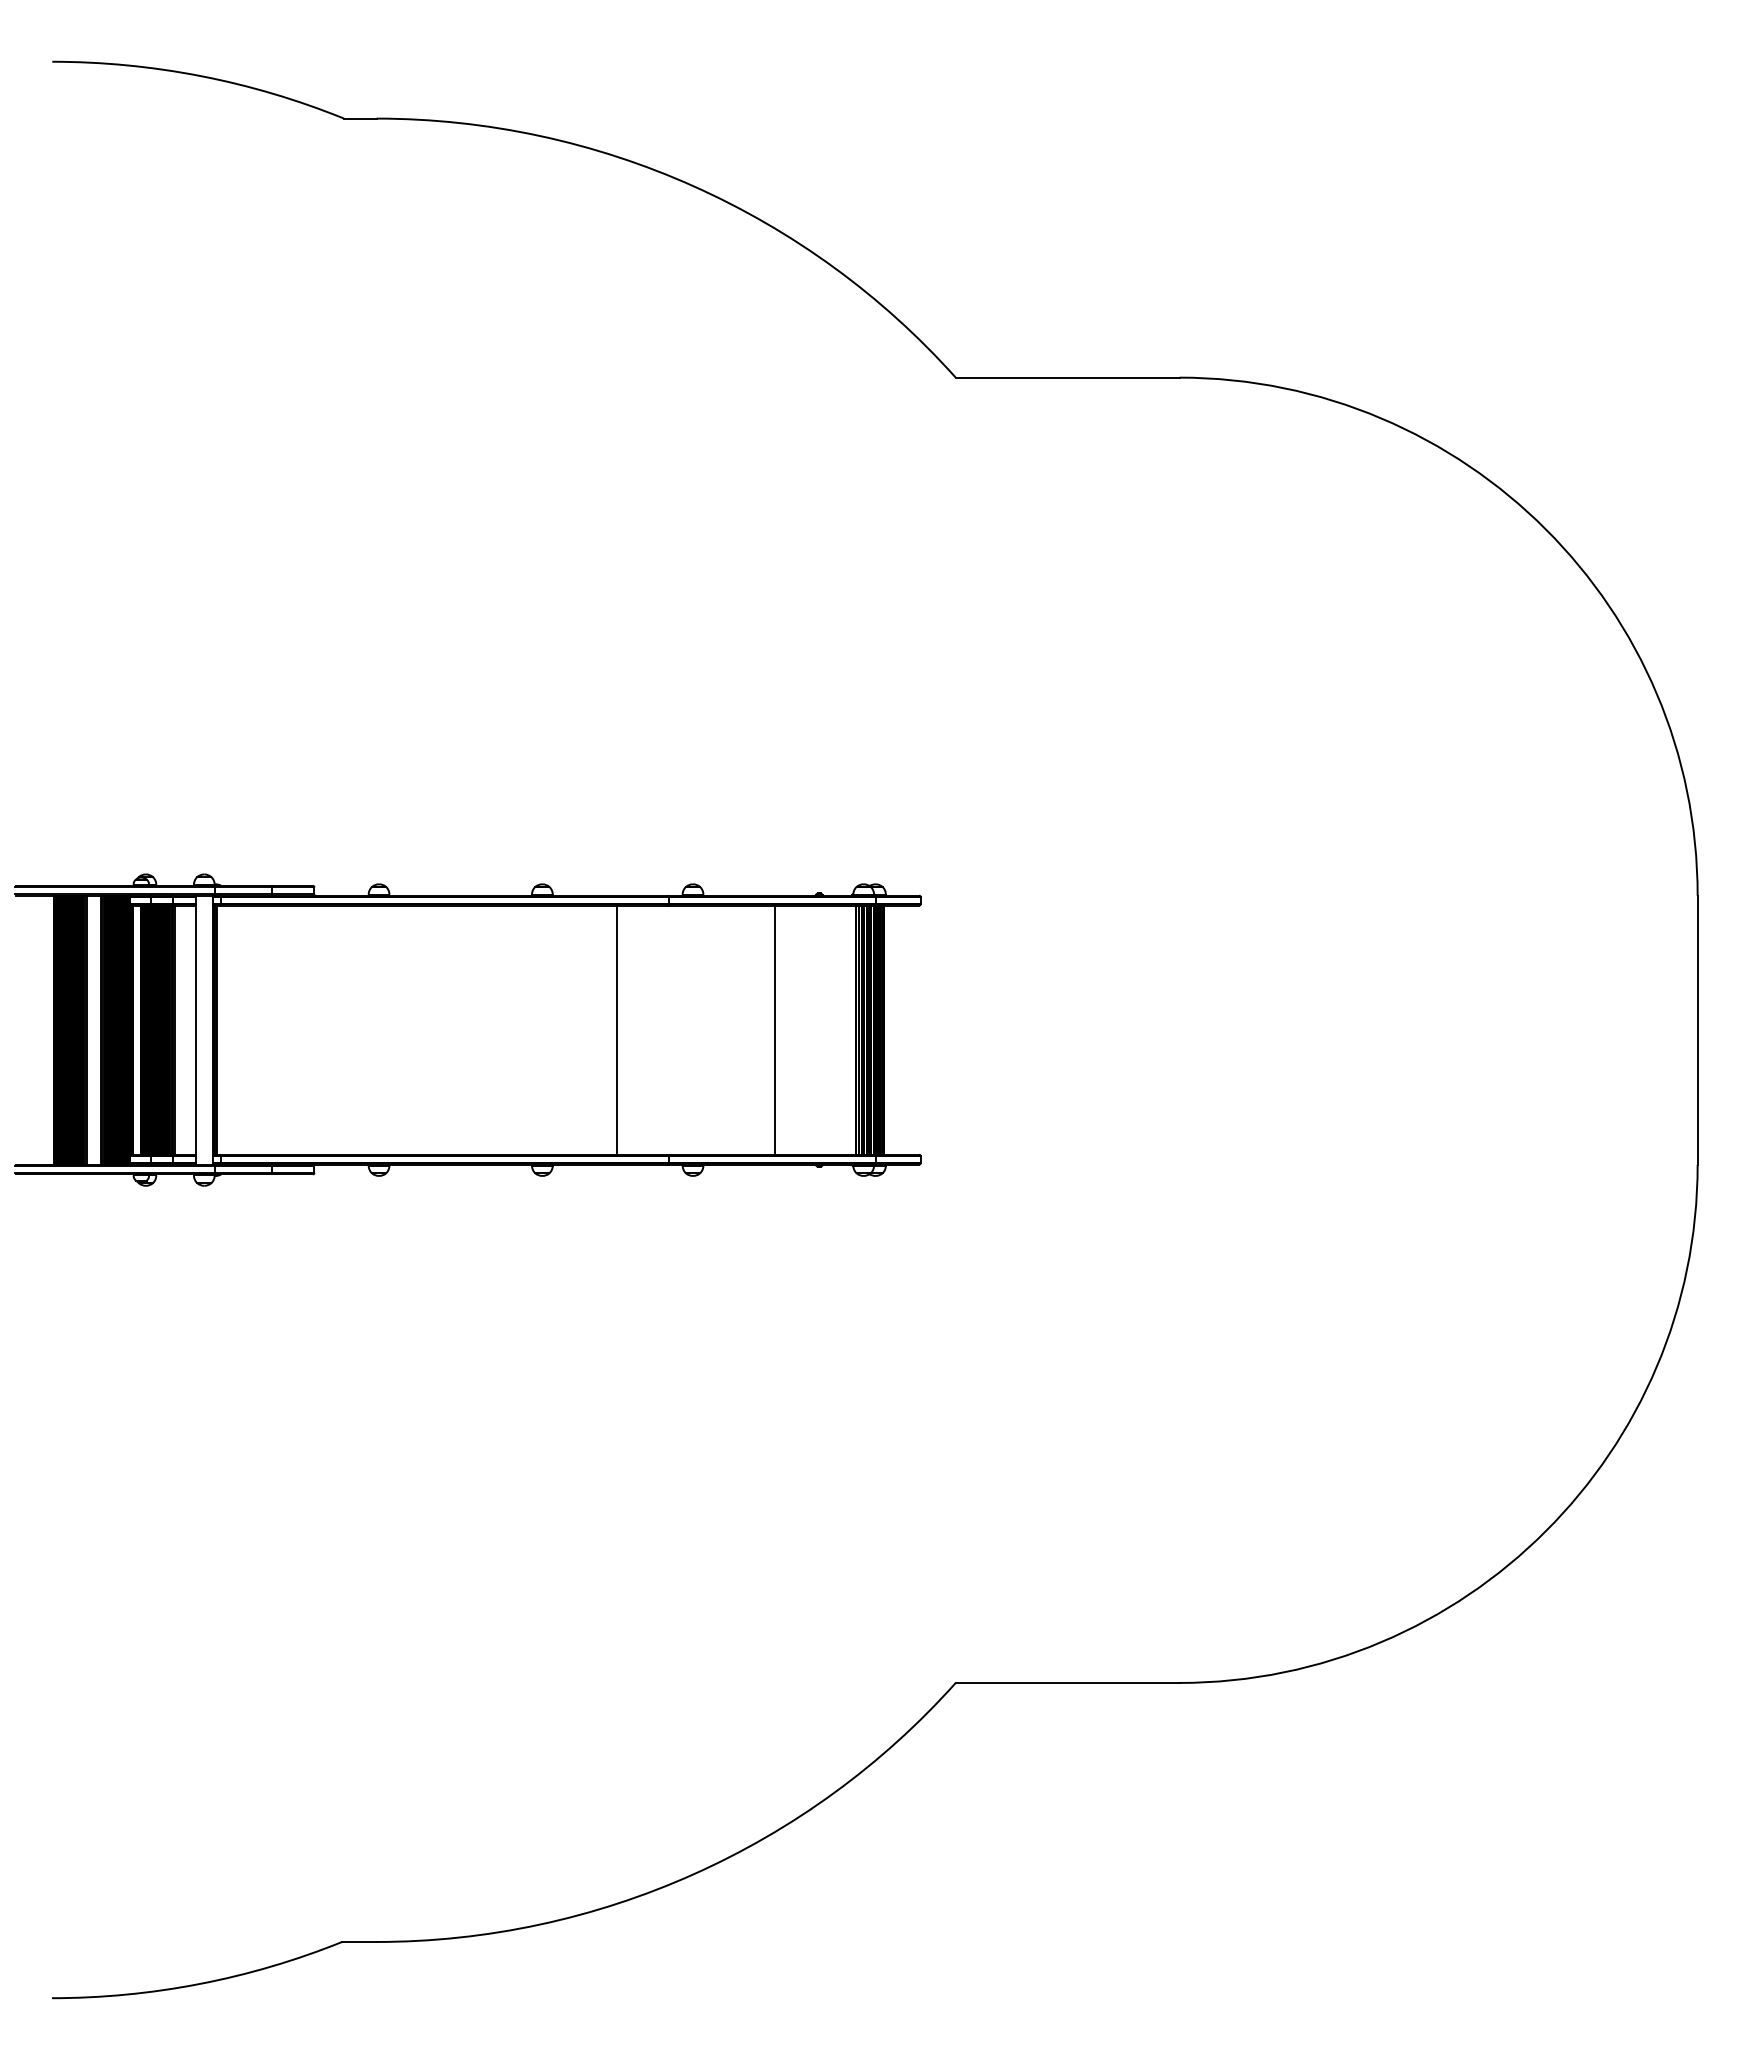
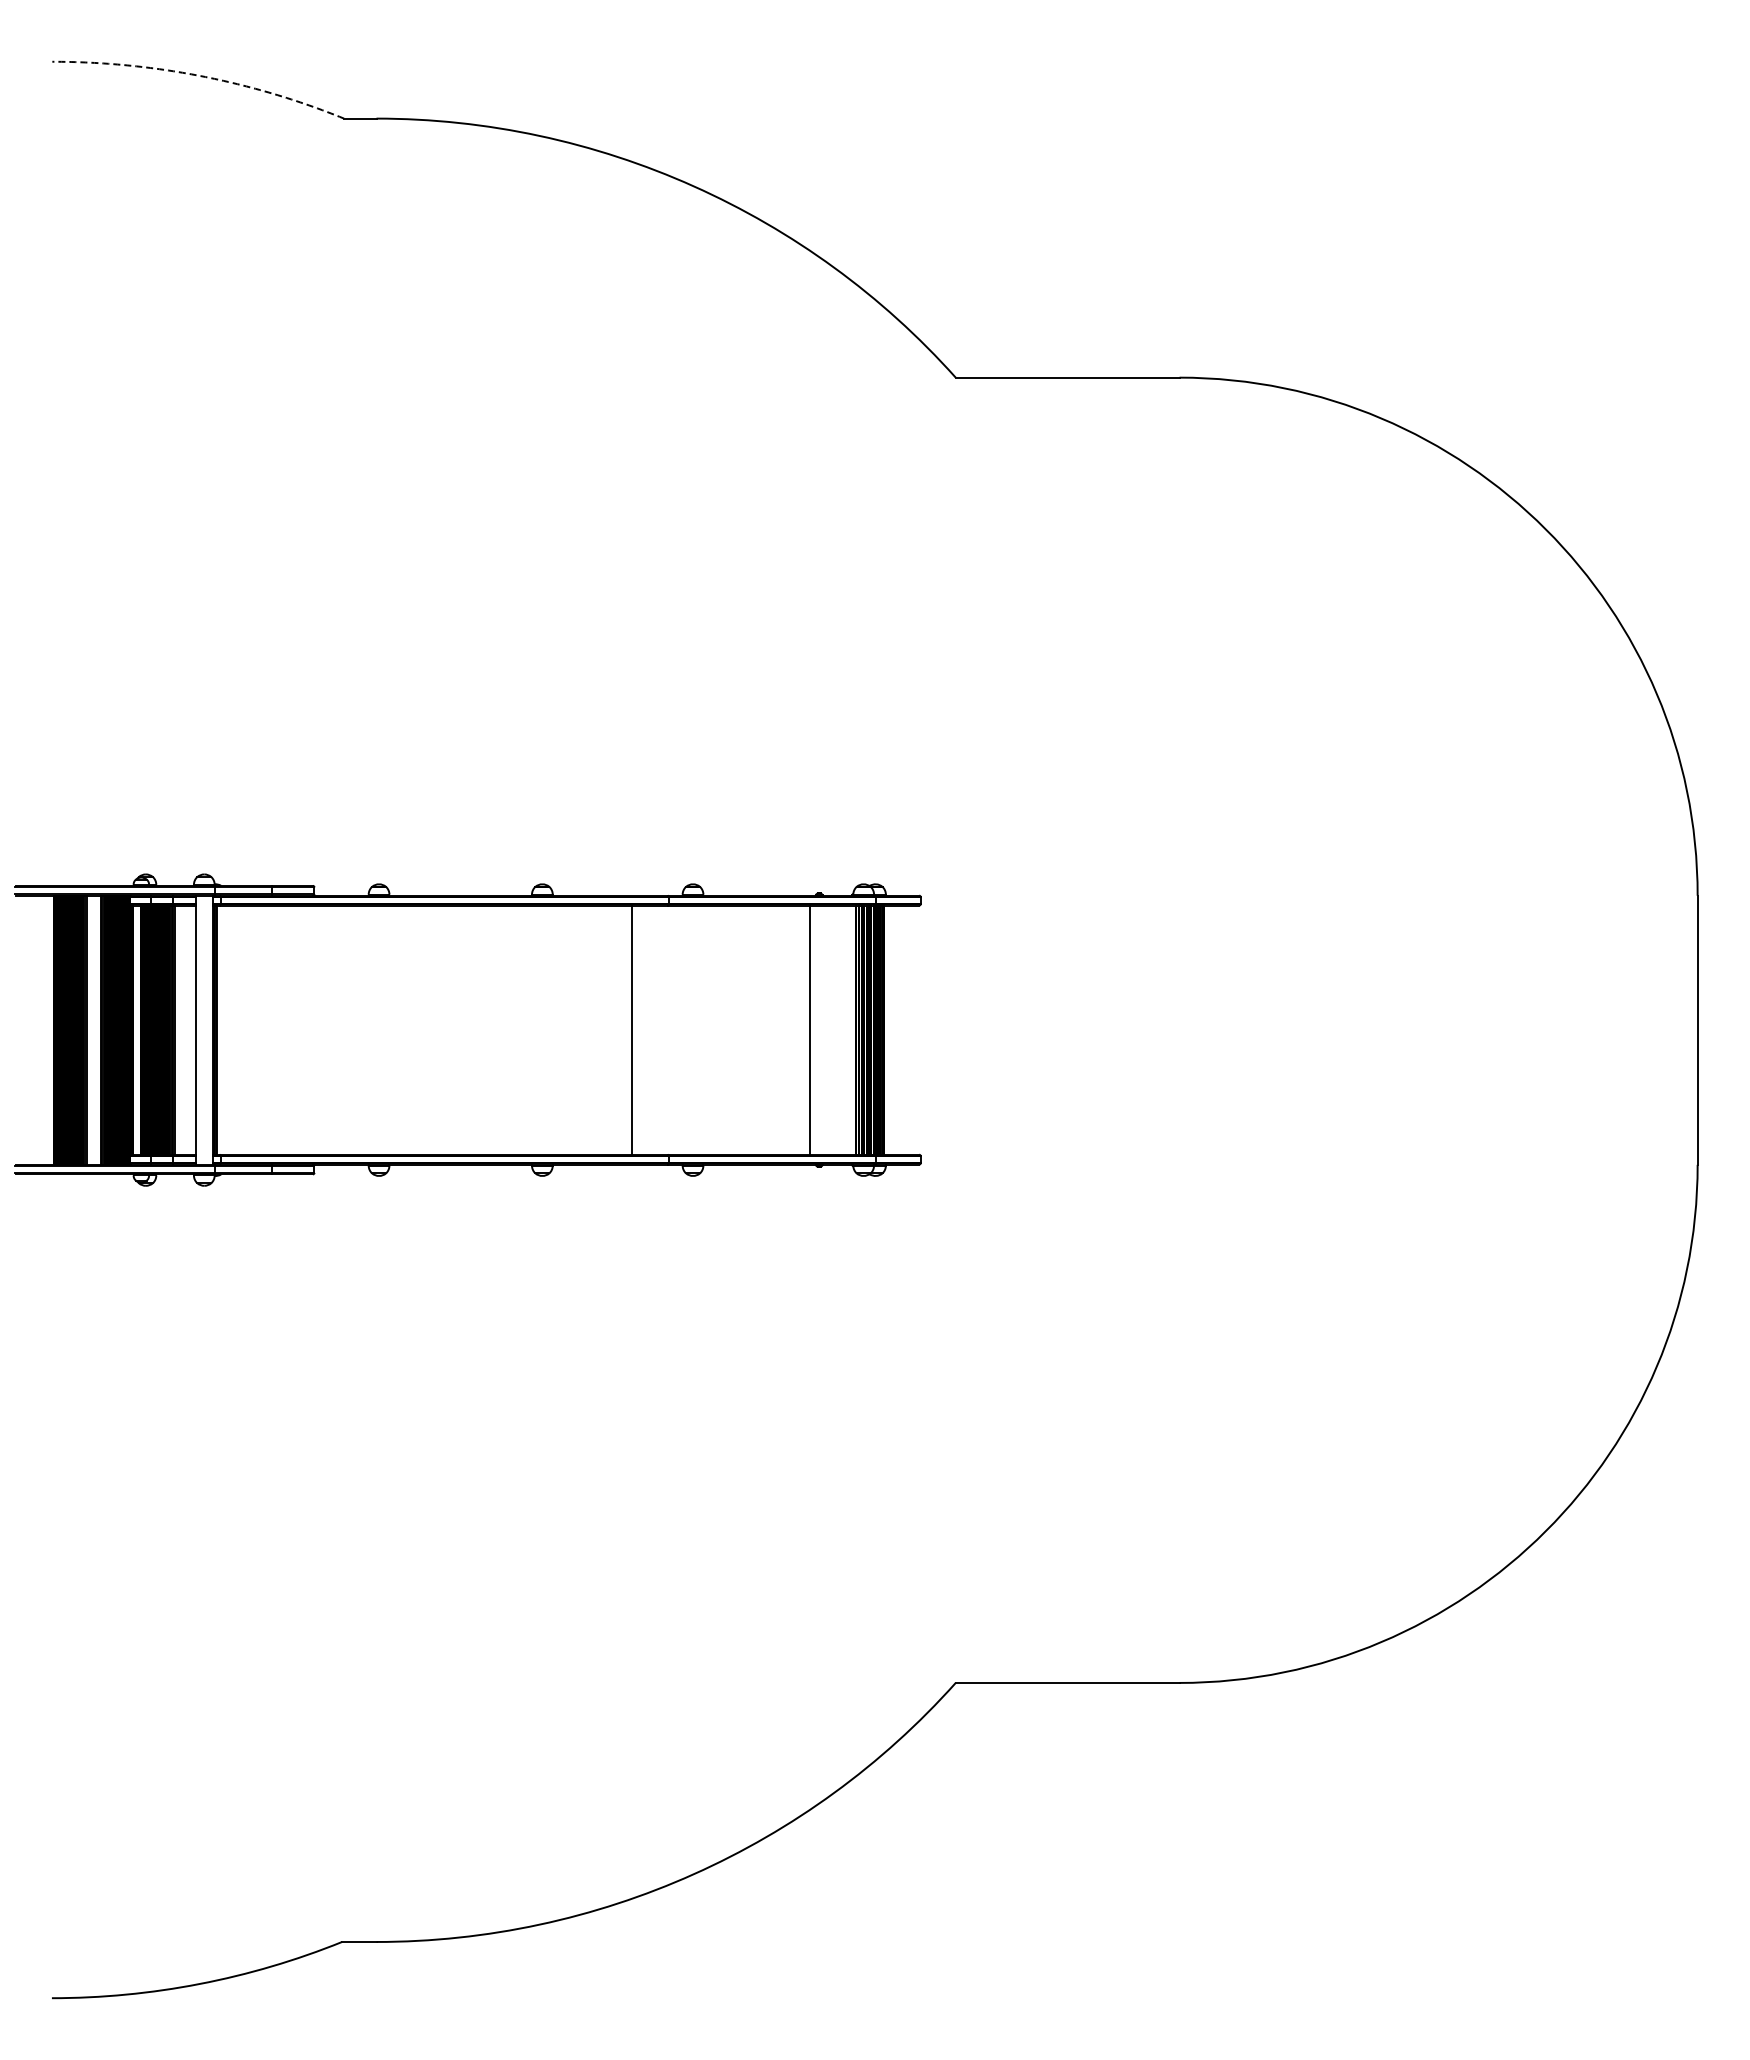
arc: solid -> dashed (200, 76)
line position: (616, 1029) -> (631, 1029) (631, 1029)
line position: (775, 1029) -> (810, 1029) (810, 1029)
